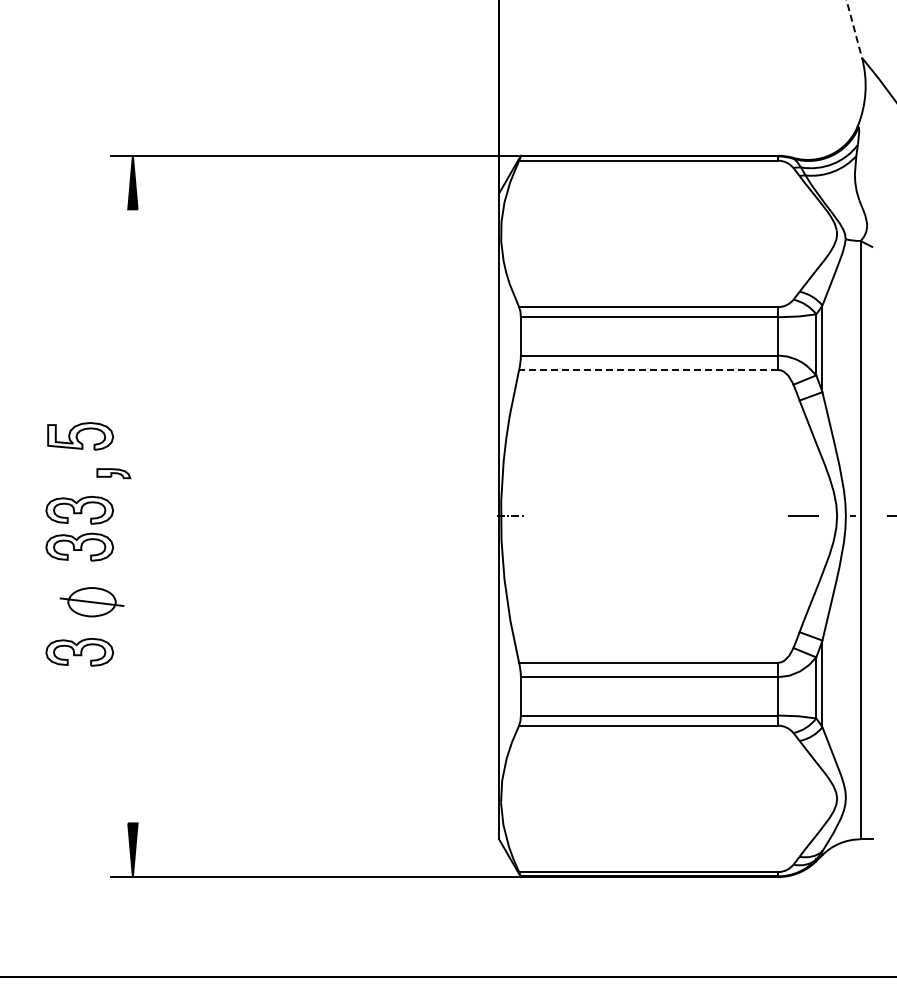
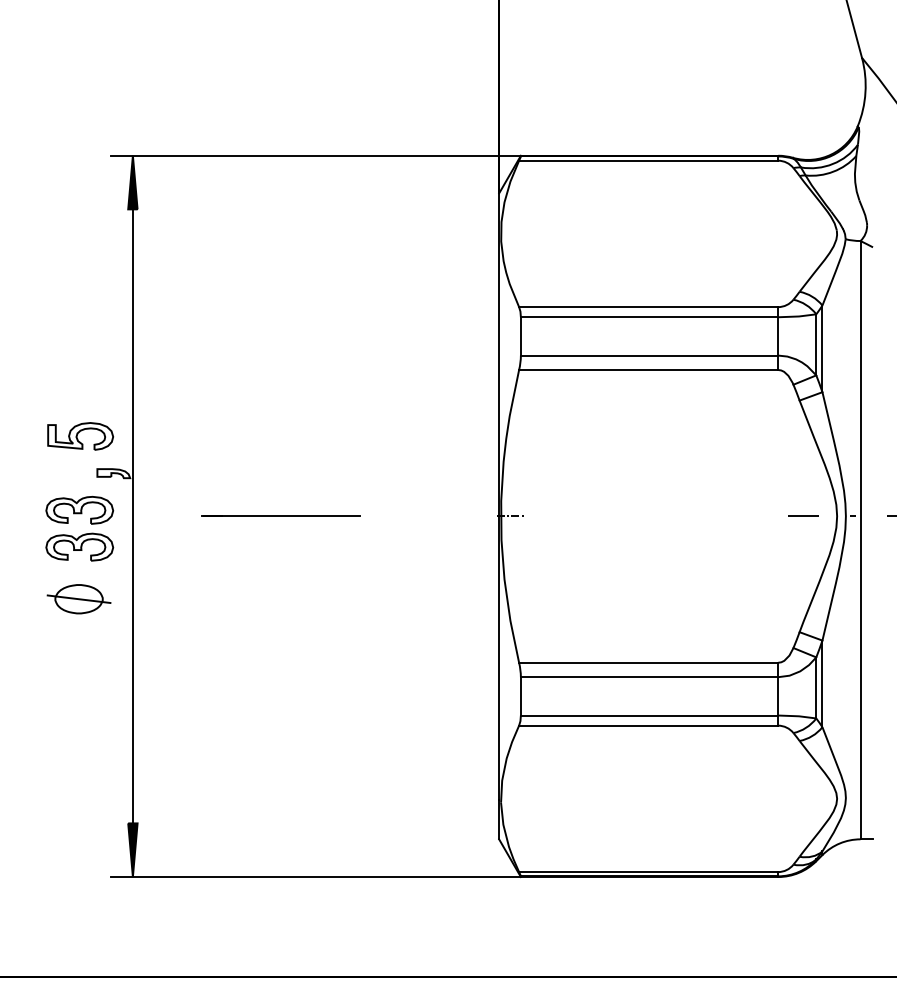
line: dashed -> solid (854, 29)
line: dashed -> solid (648, 369)
line: none -> present (280, 515)
line: none -> present (132, 516)
part position: (91, 602) -> (78, 599) (78, 599)
part: present -> none (79, 652)
